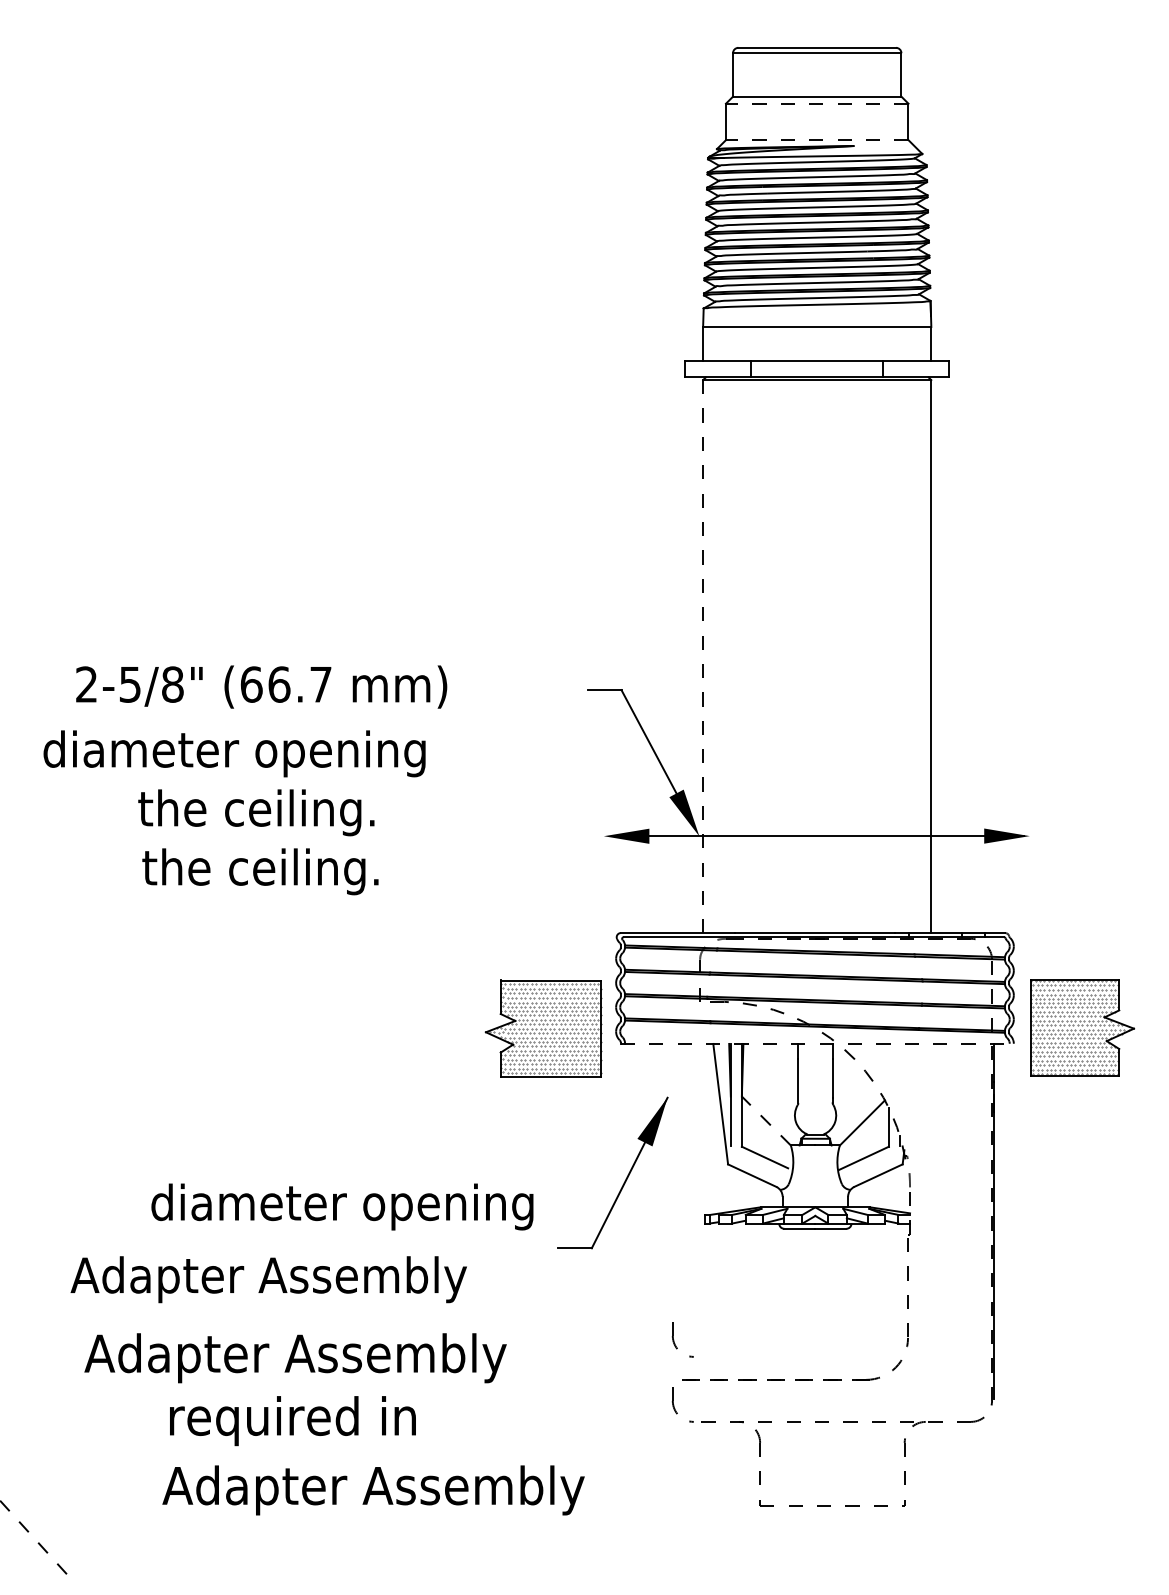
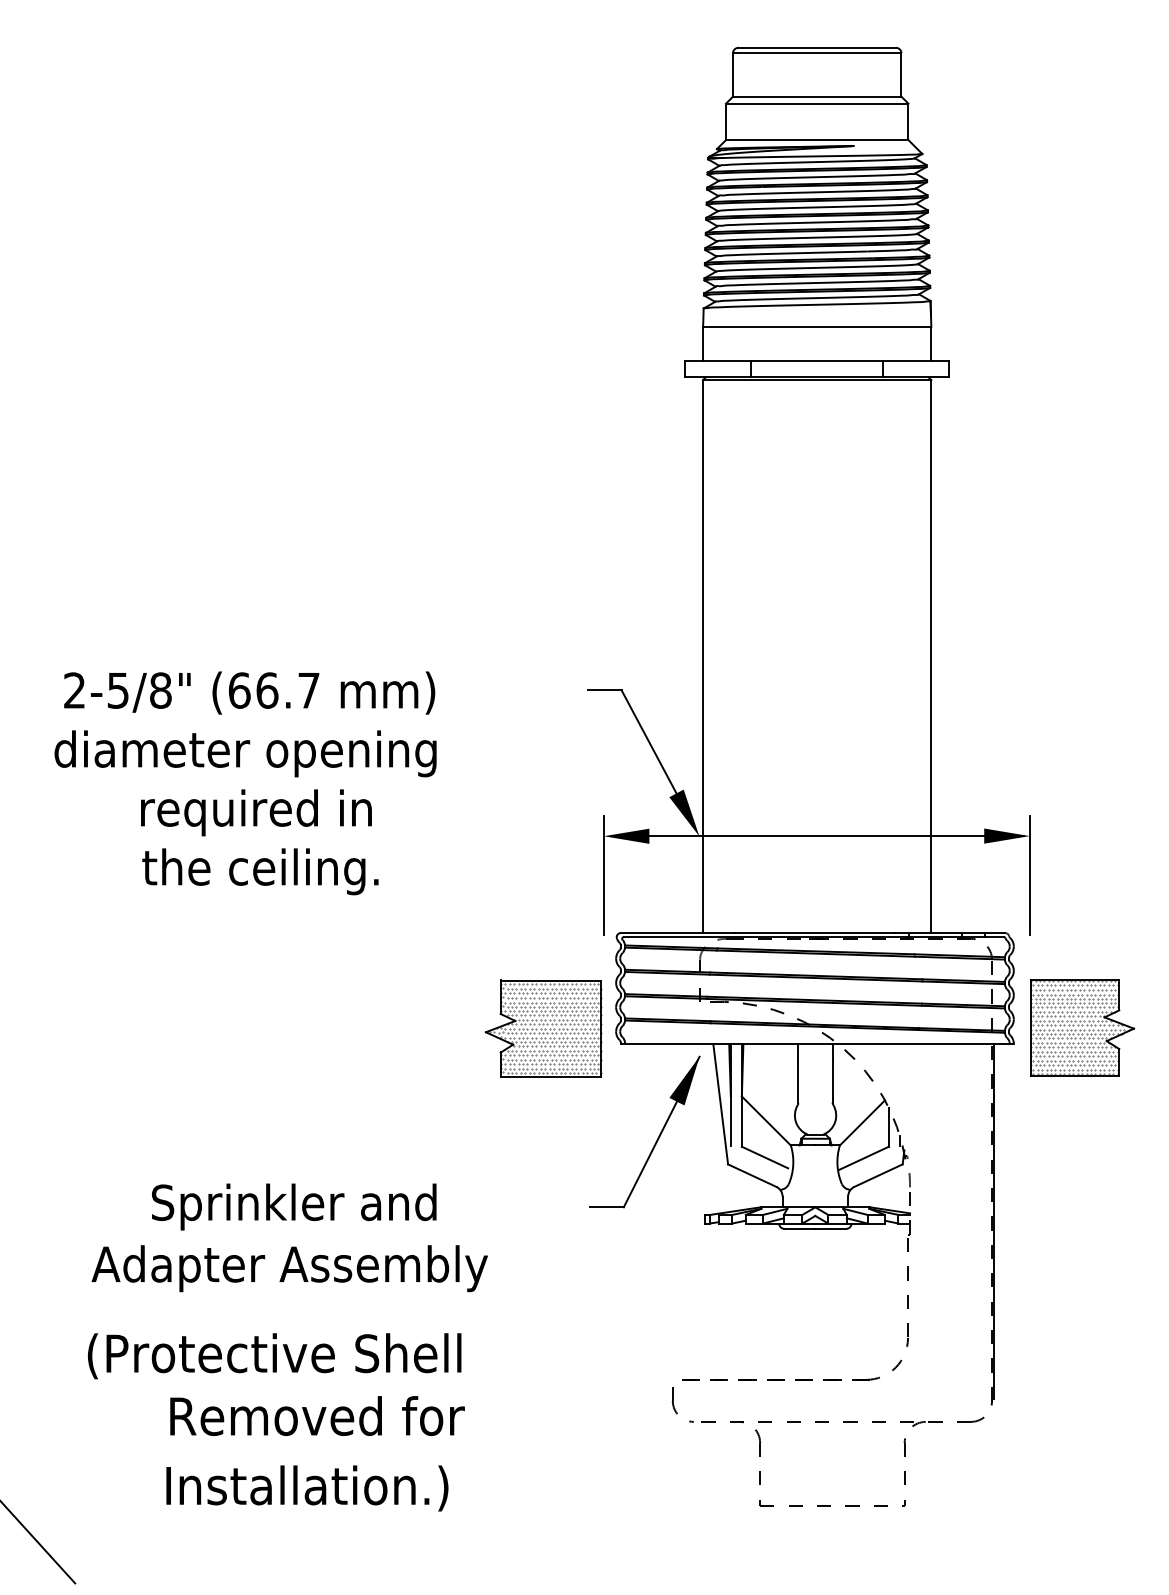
line: dashed -> solid (816, 103)
line: dashed -> solid (816, 140)
line: dashed -> solid (702, 657)
text position: (261, 686) -> (249, 692) (249, 692)
text position: (234, 753) -> (245, 753) (245, 753)
text: the ceiling. -> required in (256, 812)
line: none -> present (603, 875)
line: none -> present (1029, 875)
line: dashed -> solid (817, 1043)
line: dashed -> solid (766, 1120)
part position: (625, 1178) -> (657, 1137) (657, 1137)
text: diameter opening -> Sprinkler and (342, 1206)
text position: (268, 1279) -> (289, 1268) (289, 1268)
part: present -> none (674, 1340)
text: Adapter Assembly -> (Protective Shell (295, 1358)
text: required in -> Removed for (317, 1421)
text: Adapter Assembly -> Installation.) (373, 1490)
line: dashed -> solid (37, 1542)
